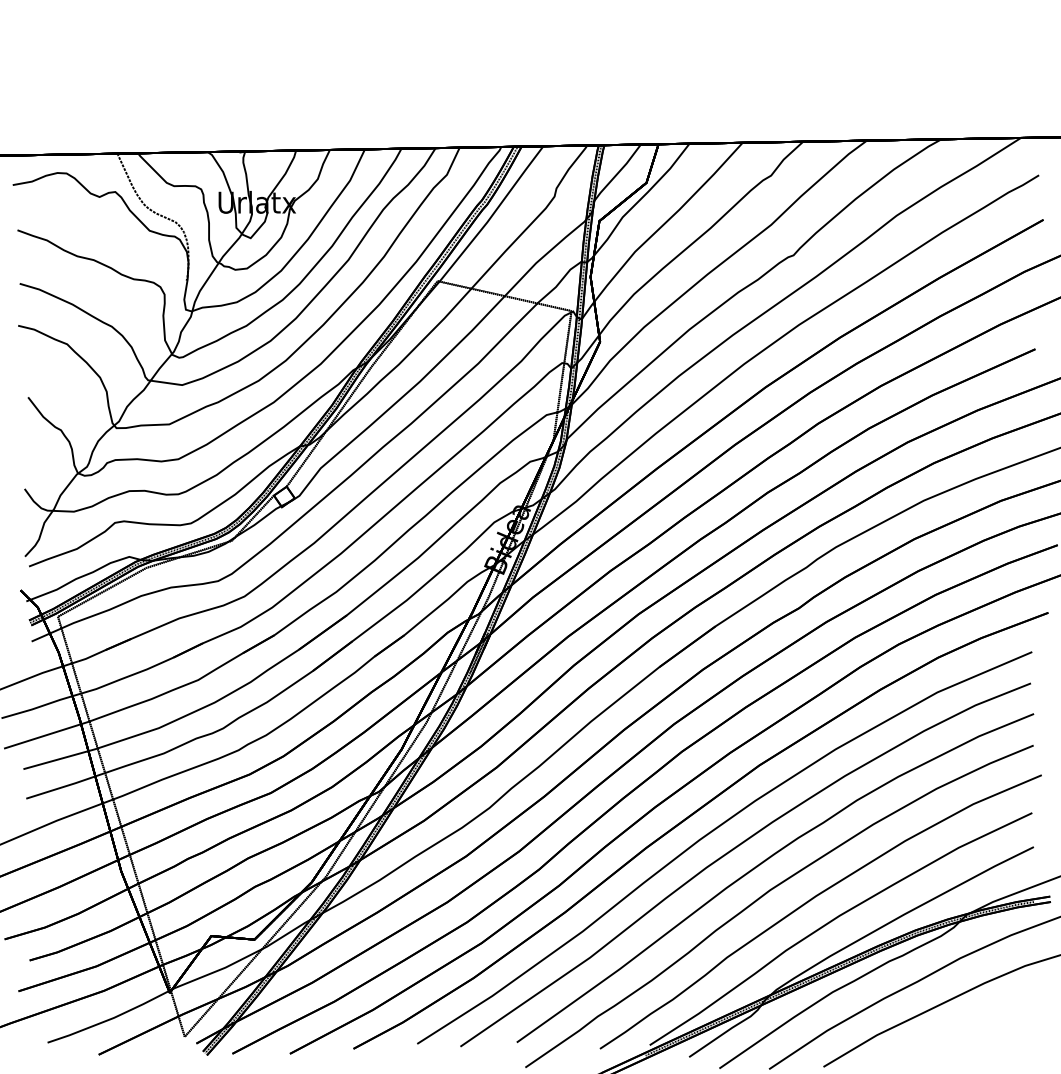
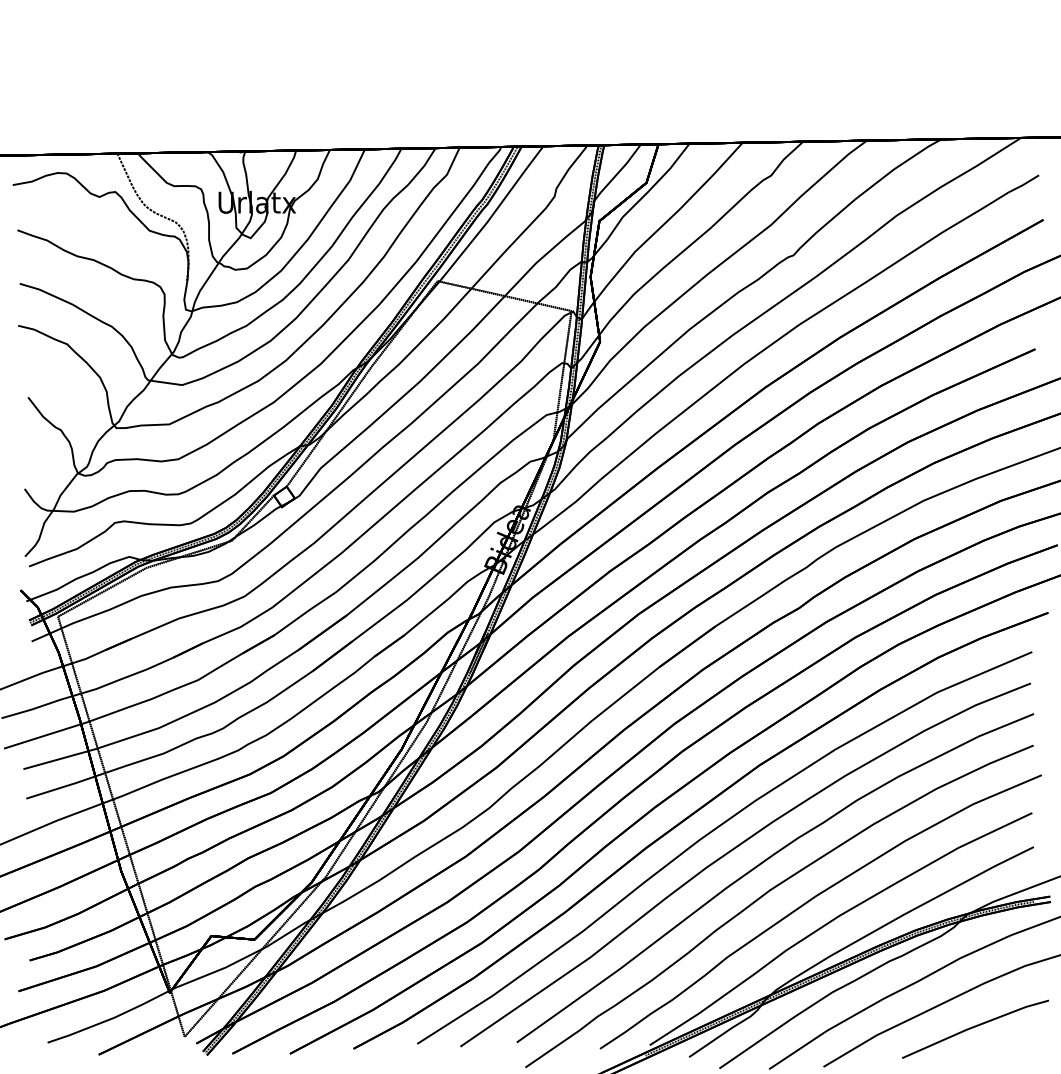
line: none -> present (975, 1027)
